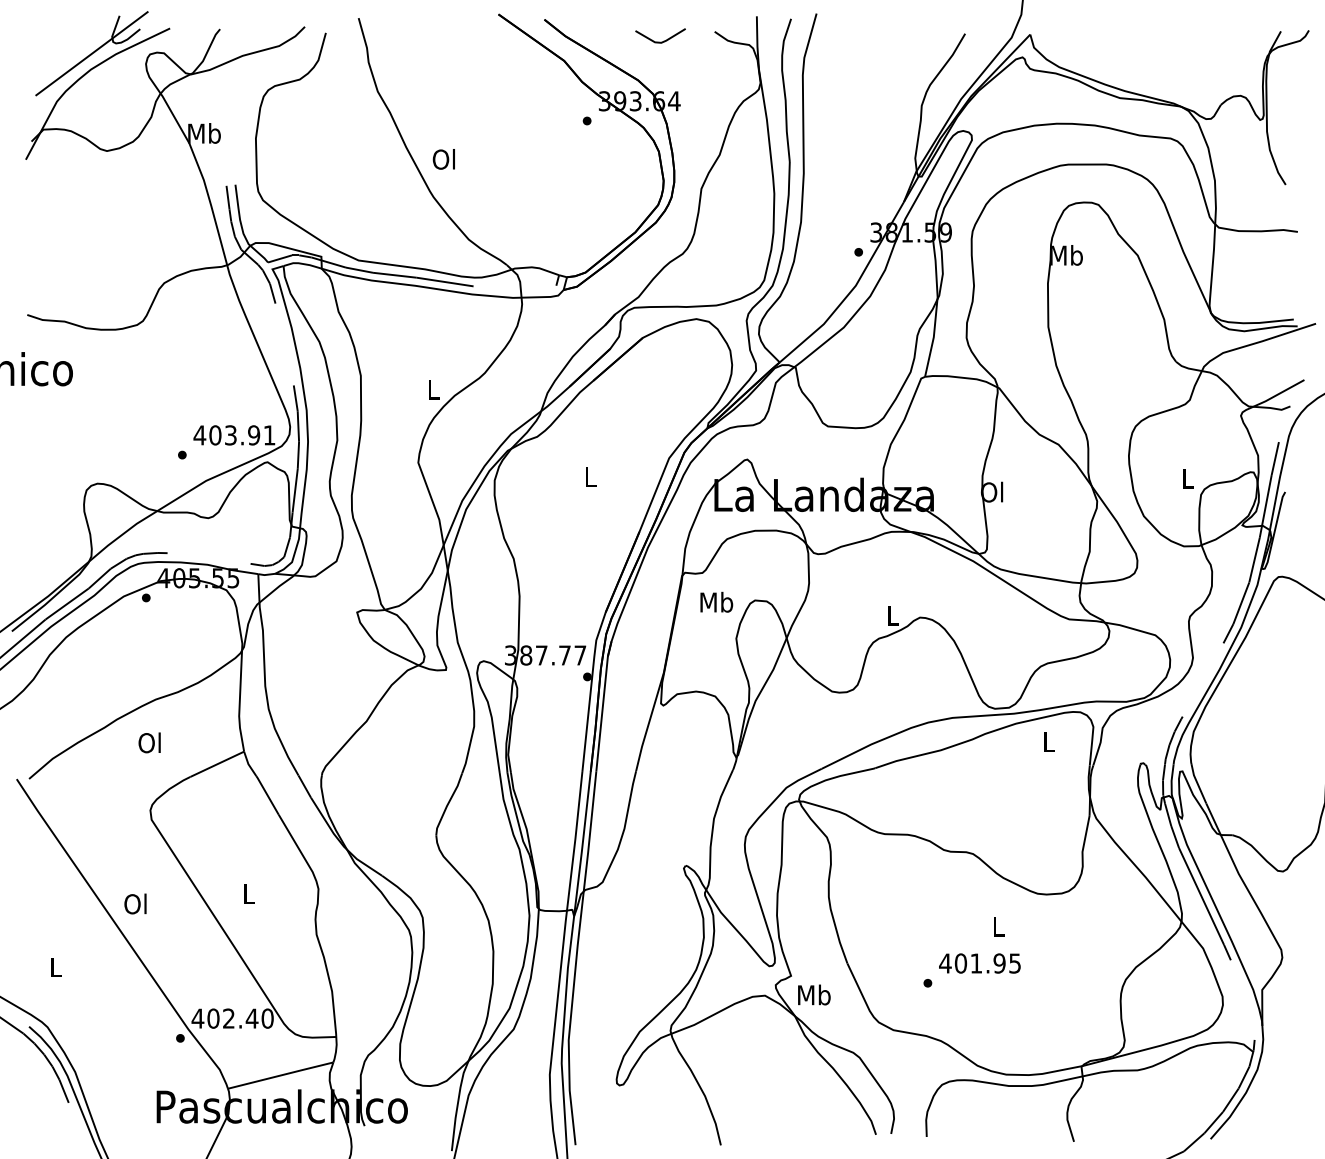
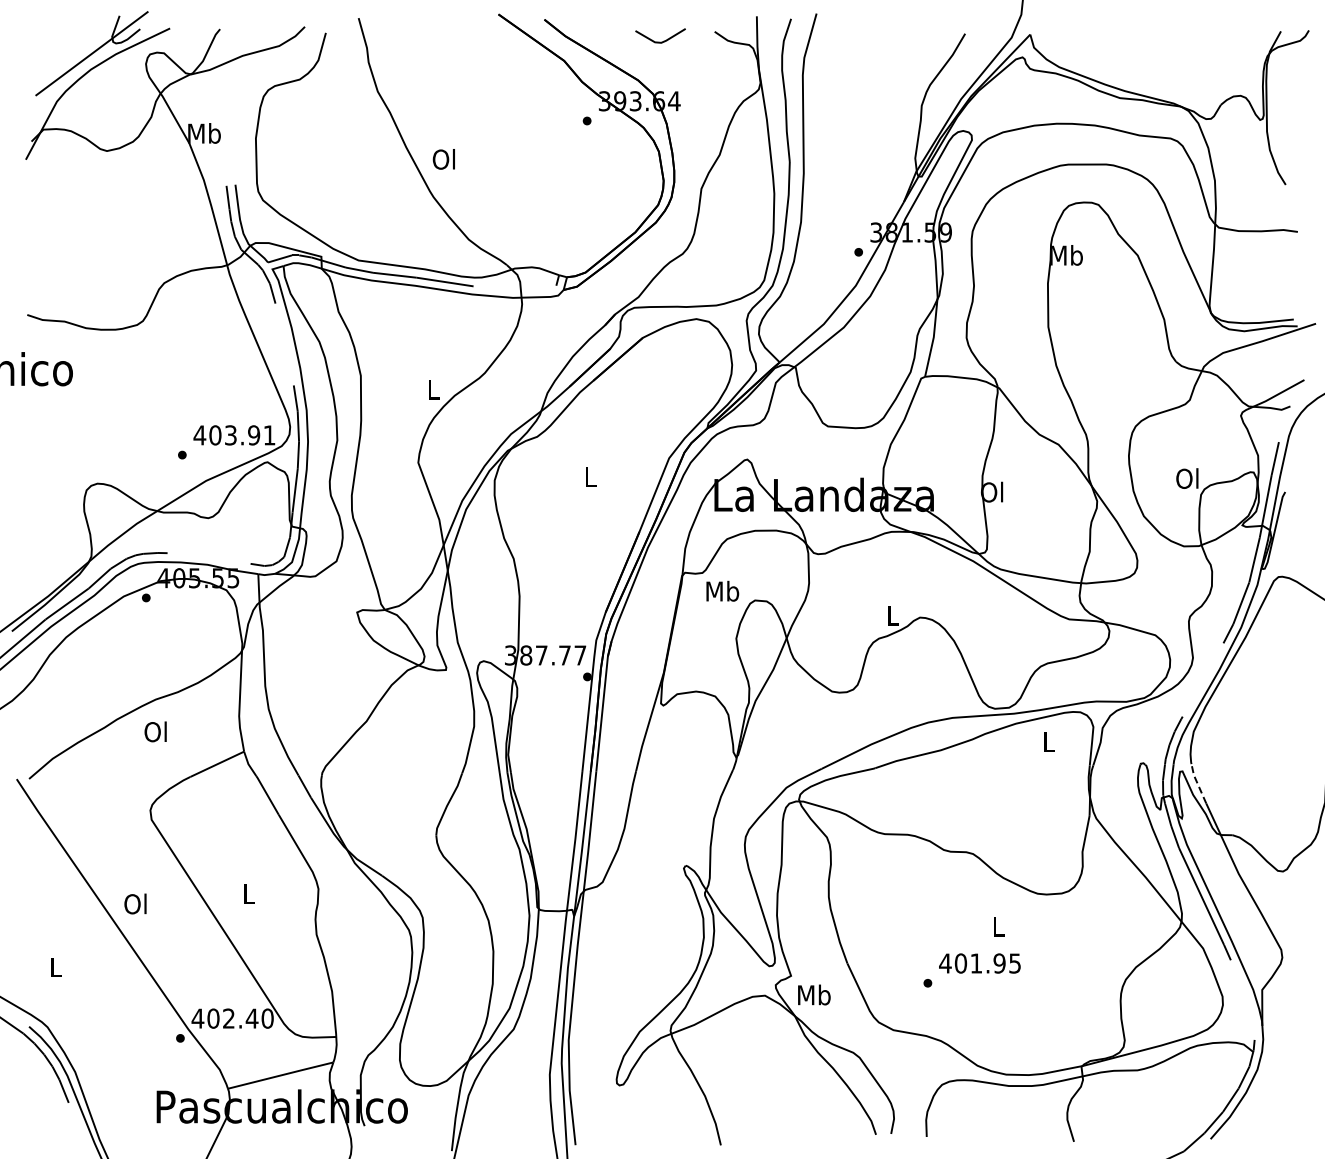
text: L -> Ol (1187, 478)
text position: (716, 601) -> (722, 590) (722, 590)
text position: (149, 742) -> (155, 731) (155, 731)
line: solid -> dashed (1197, 783)
